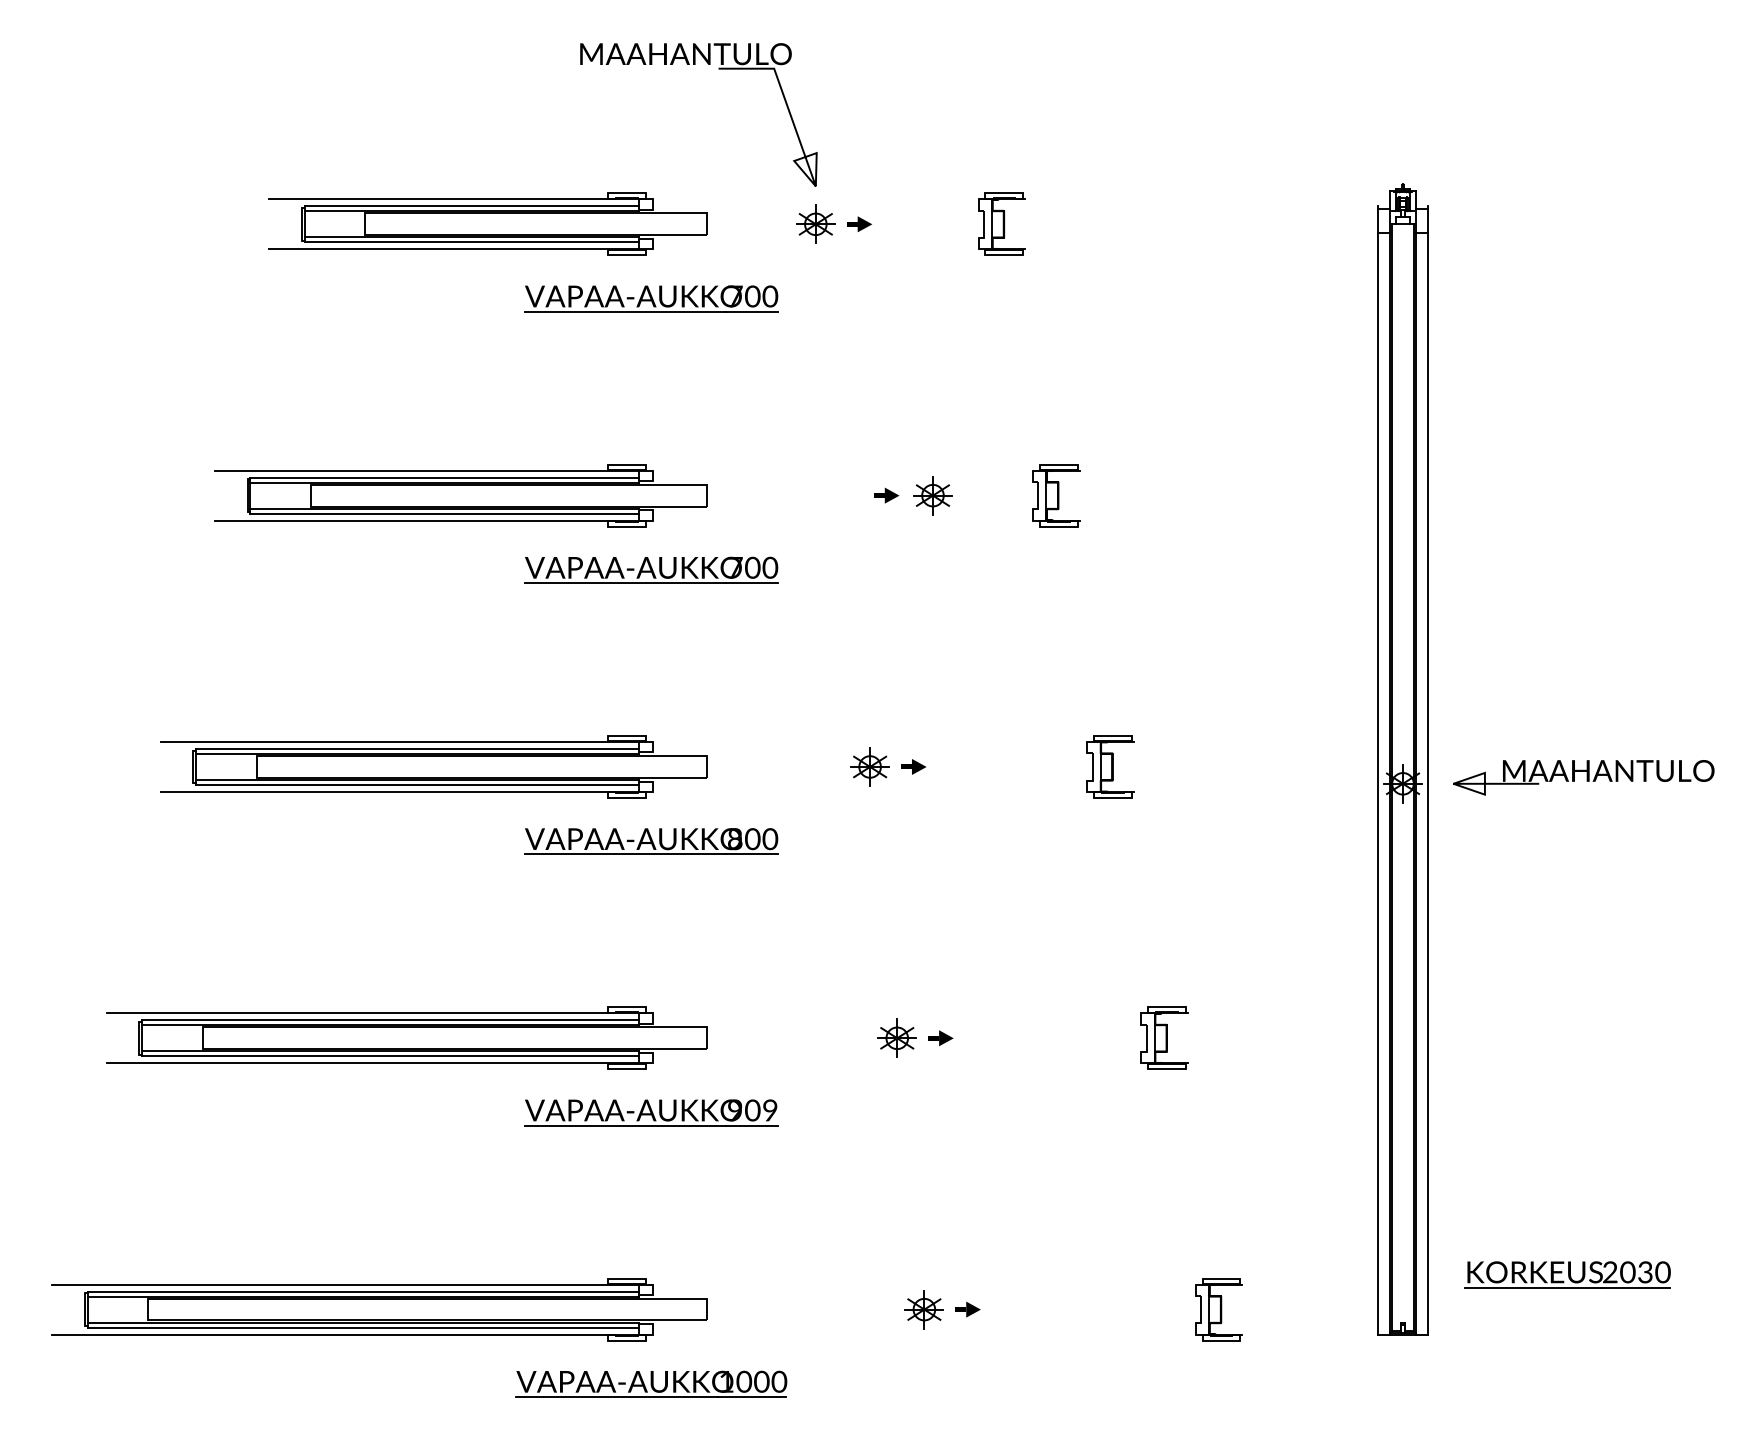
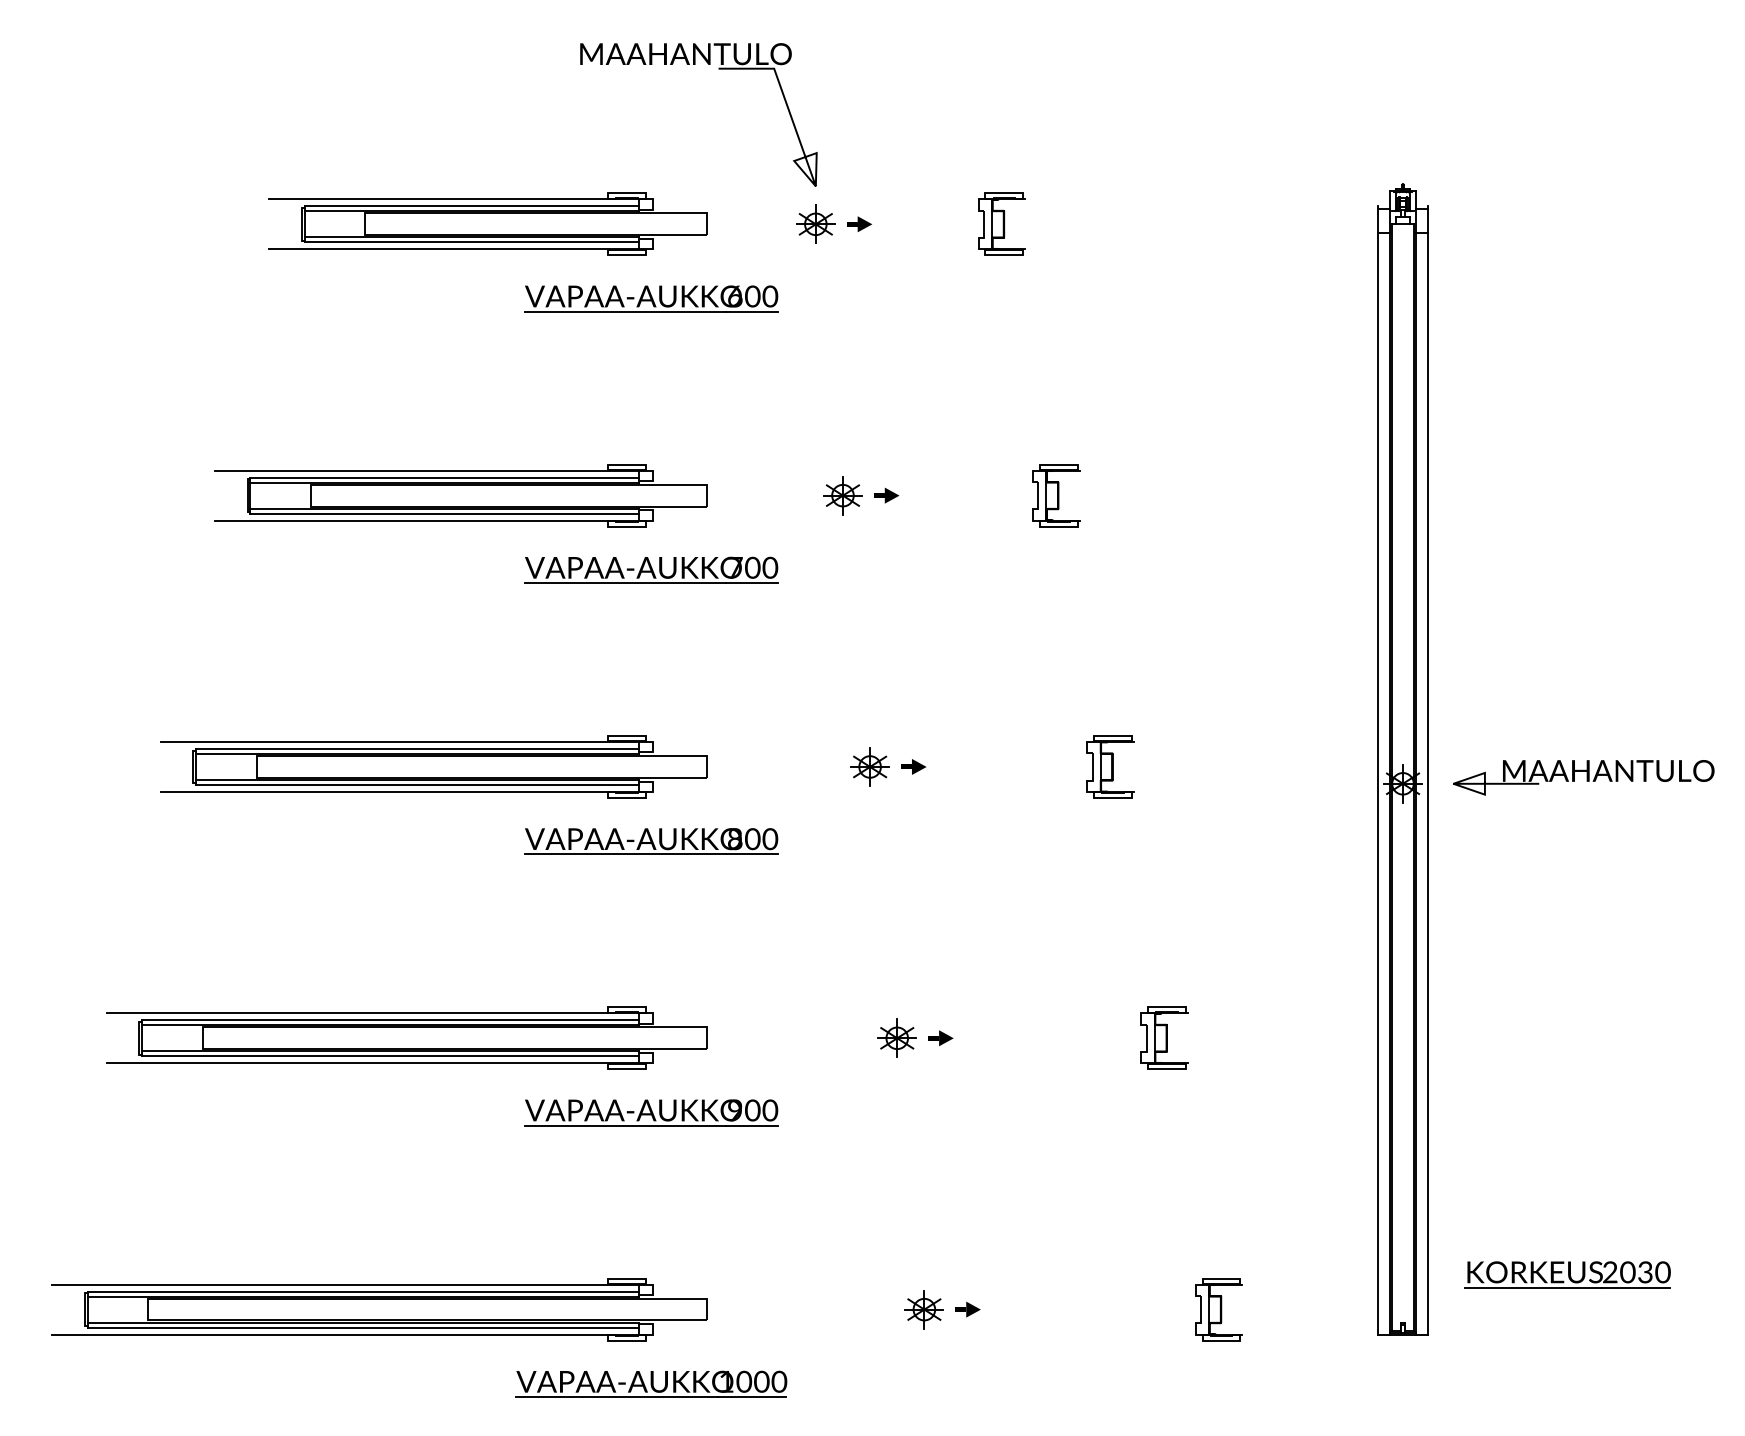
text: 700 -> 600 (735, 296)
part position: (932, 495) -> (842, 495) (842, 495)
text: 909 -> 900 (770, 1110)
